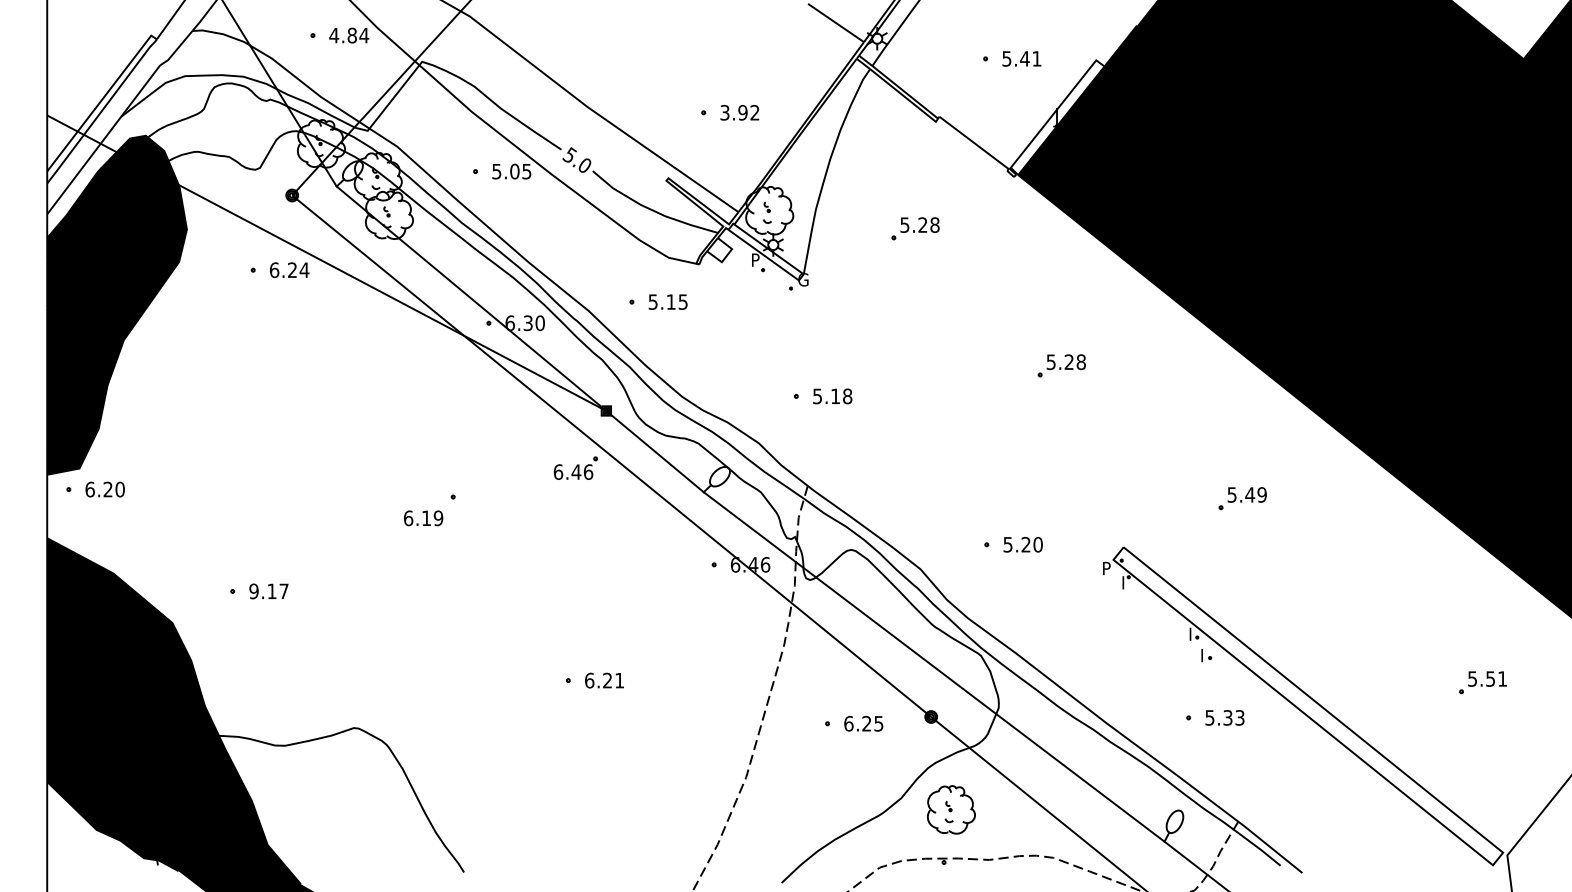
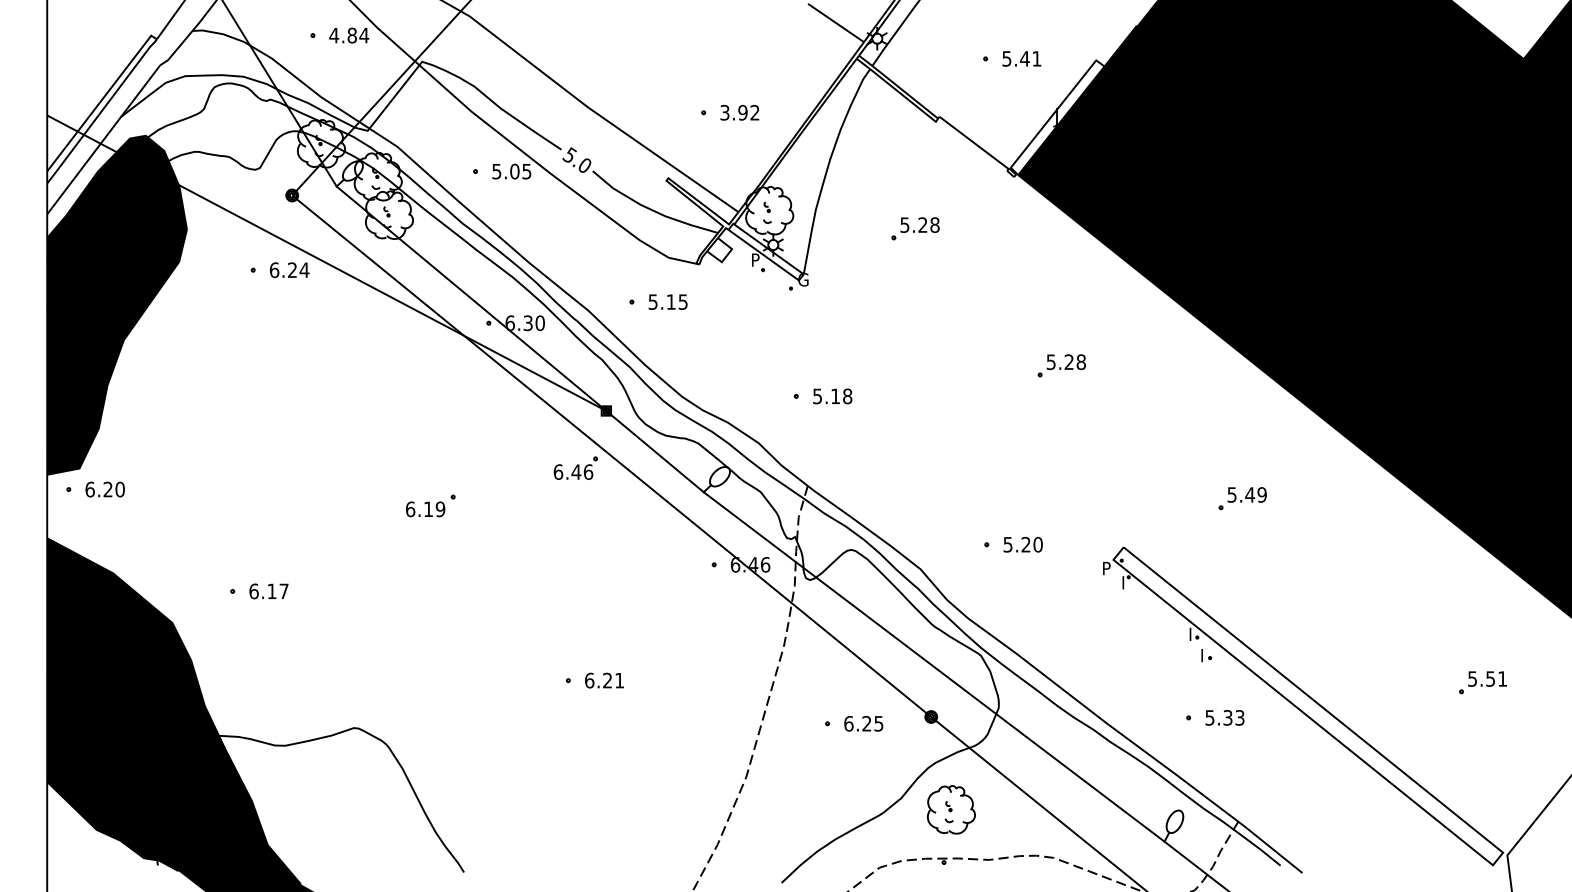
text position: (423, 518) -> (425, 509) (425, 509)
text: 9.17 -> 6.17 (253, 591)
